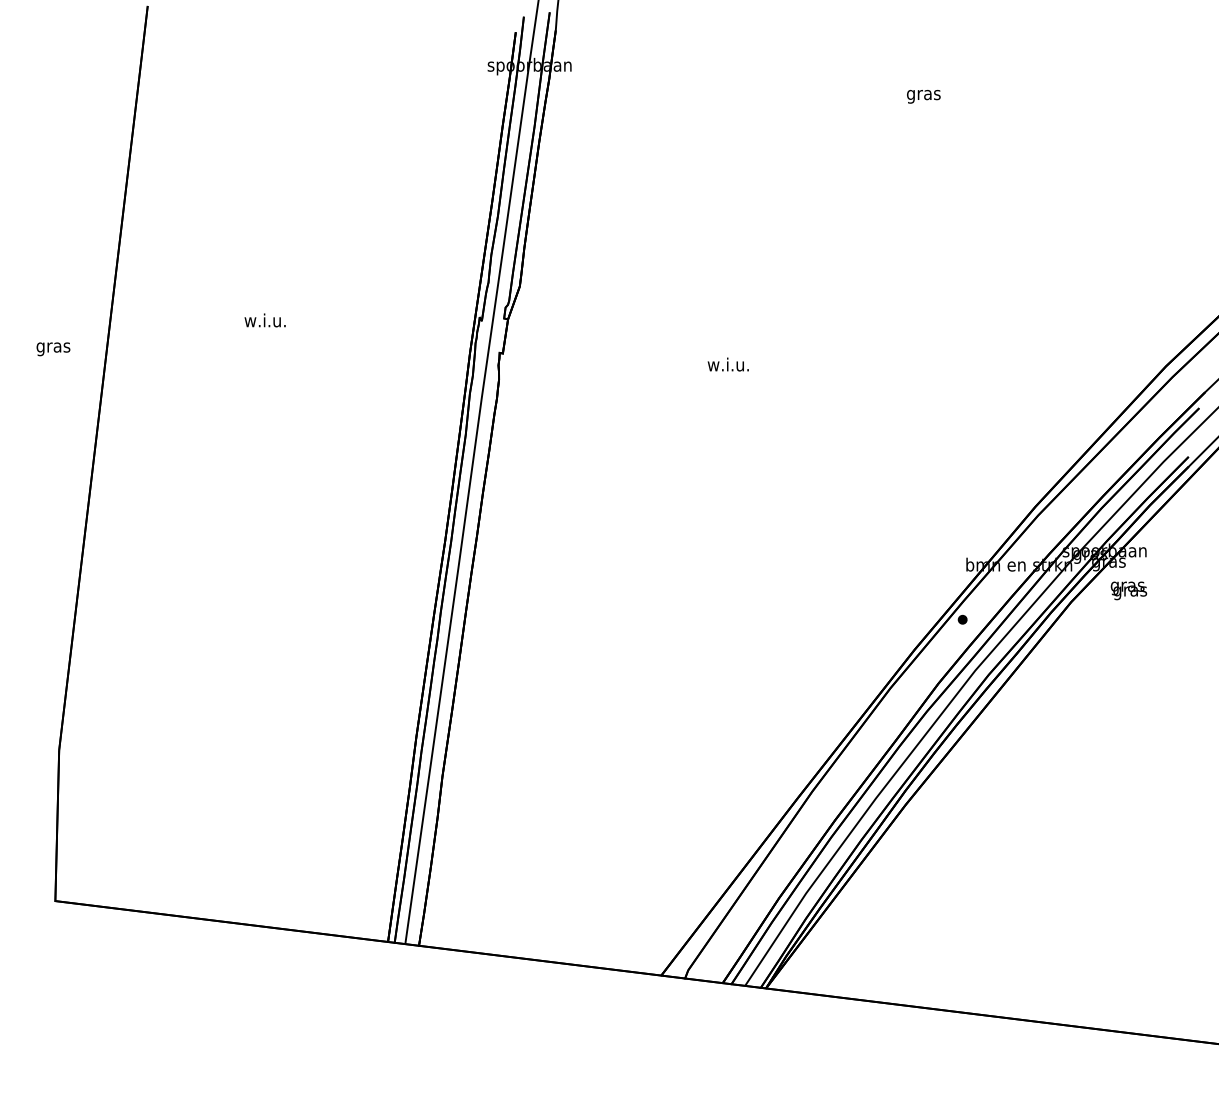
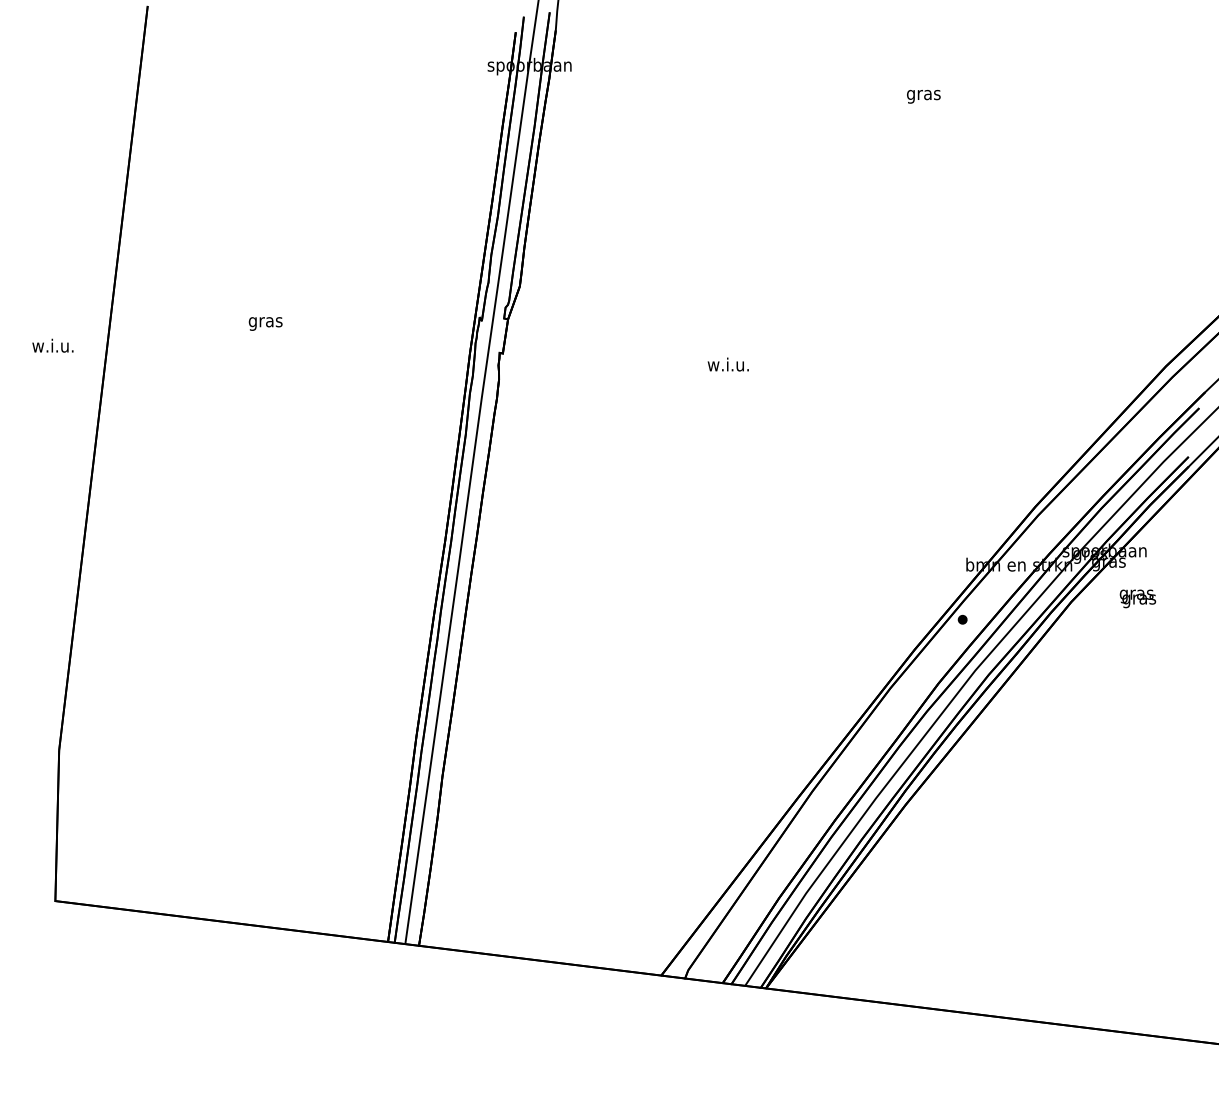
text: w.i.u. -> gras (264, 321)
text: gras -> w.i.u. (52, 347)
text position: (1128, 590) -> (1137, 598) (1137, 598)
